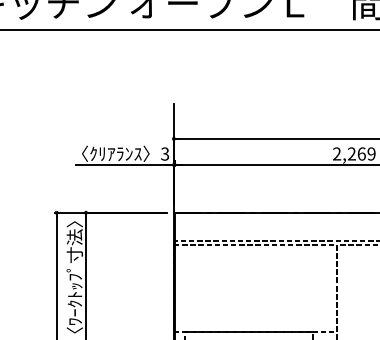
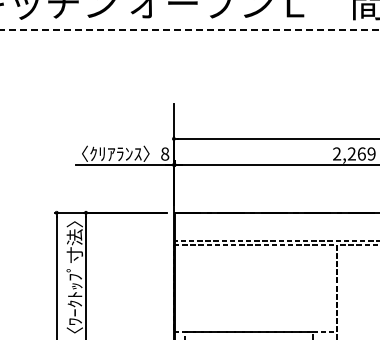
line: solid -> dashed (190, 30)
text: 3 -> 8 (165, 153)
